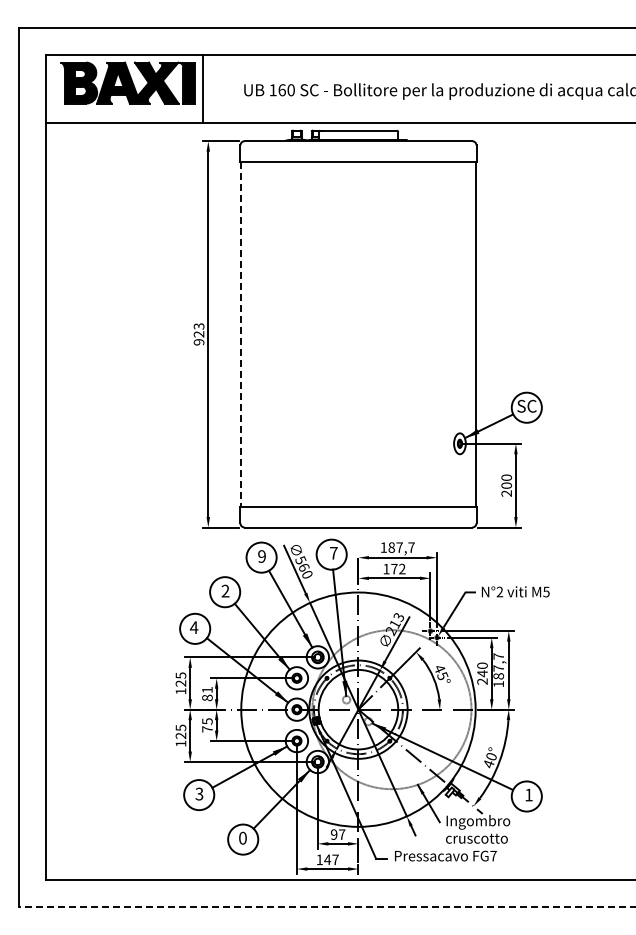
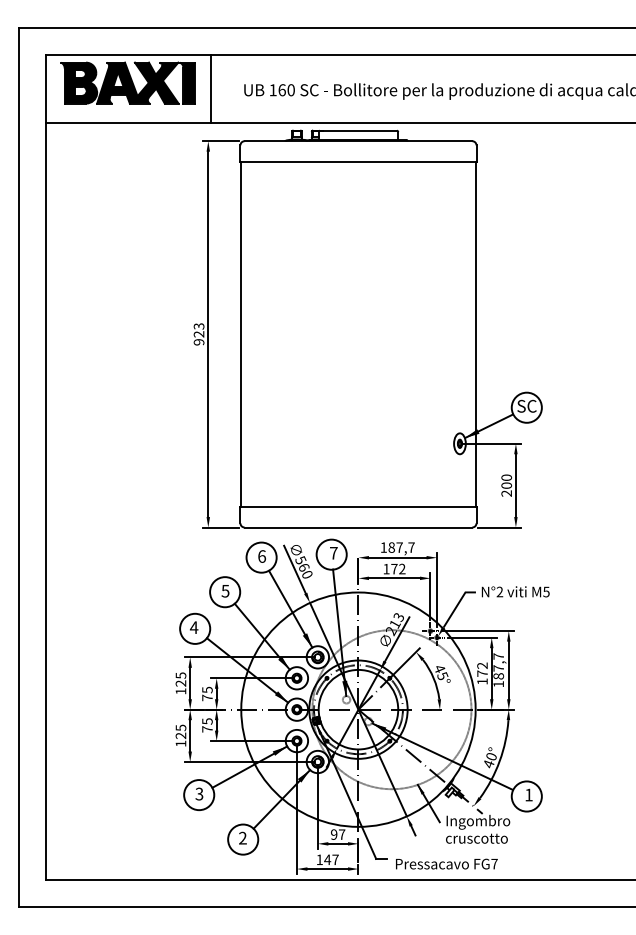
line position: (202, 88) -> (210, 88) (210, 88)
line: dashed -> solid (241, 334)
text: 9 -> 6 (261, 556)
text: 2 -> 5 (225, 590)
text: 240 -> 172 (482, 673)
text: 81 -> 75 (207, 693)
text: 0 -> 2 (242, 838)
text position: (445, 855) -> (446, 863) (446, 863)
line: dashed -> solid (326, 906)
